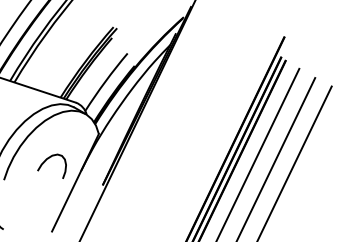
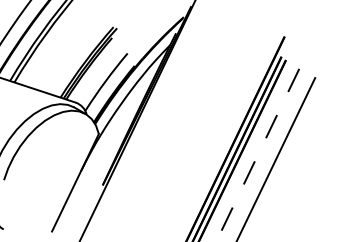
line: solid -> dashed (257, 155)
curve: present -> none (48, 159)
line: present -> none (294, 162)
